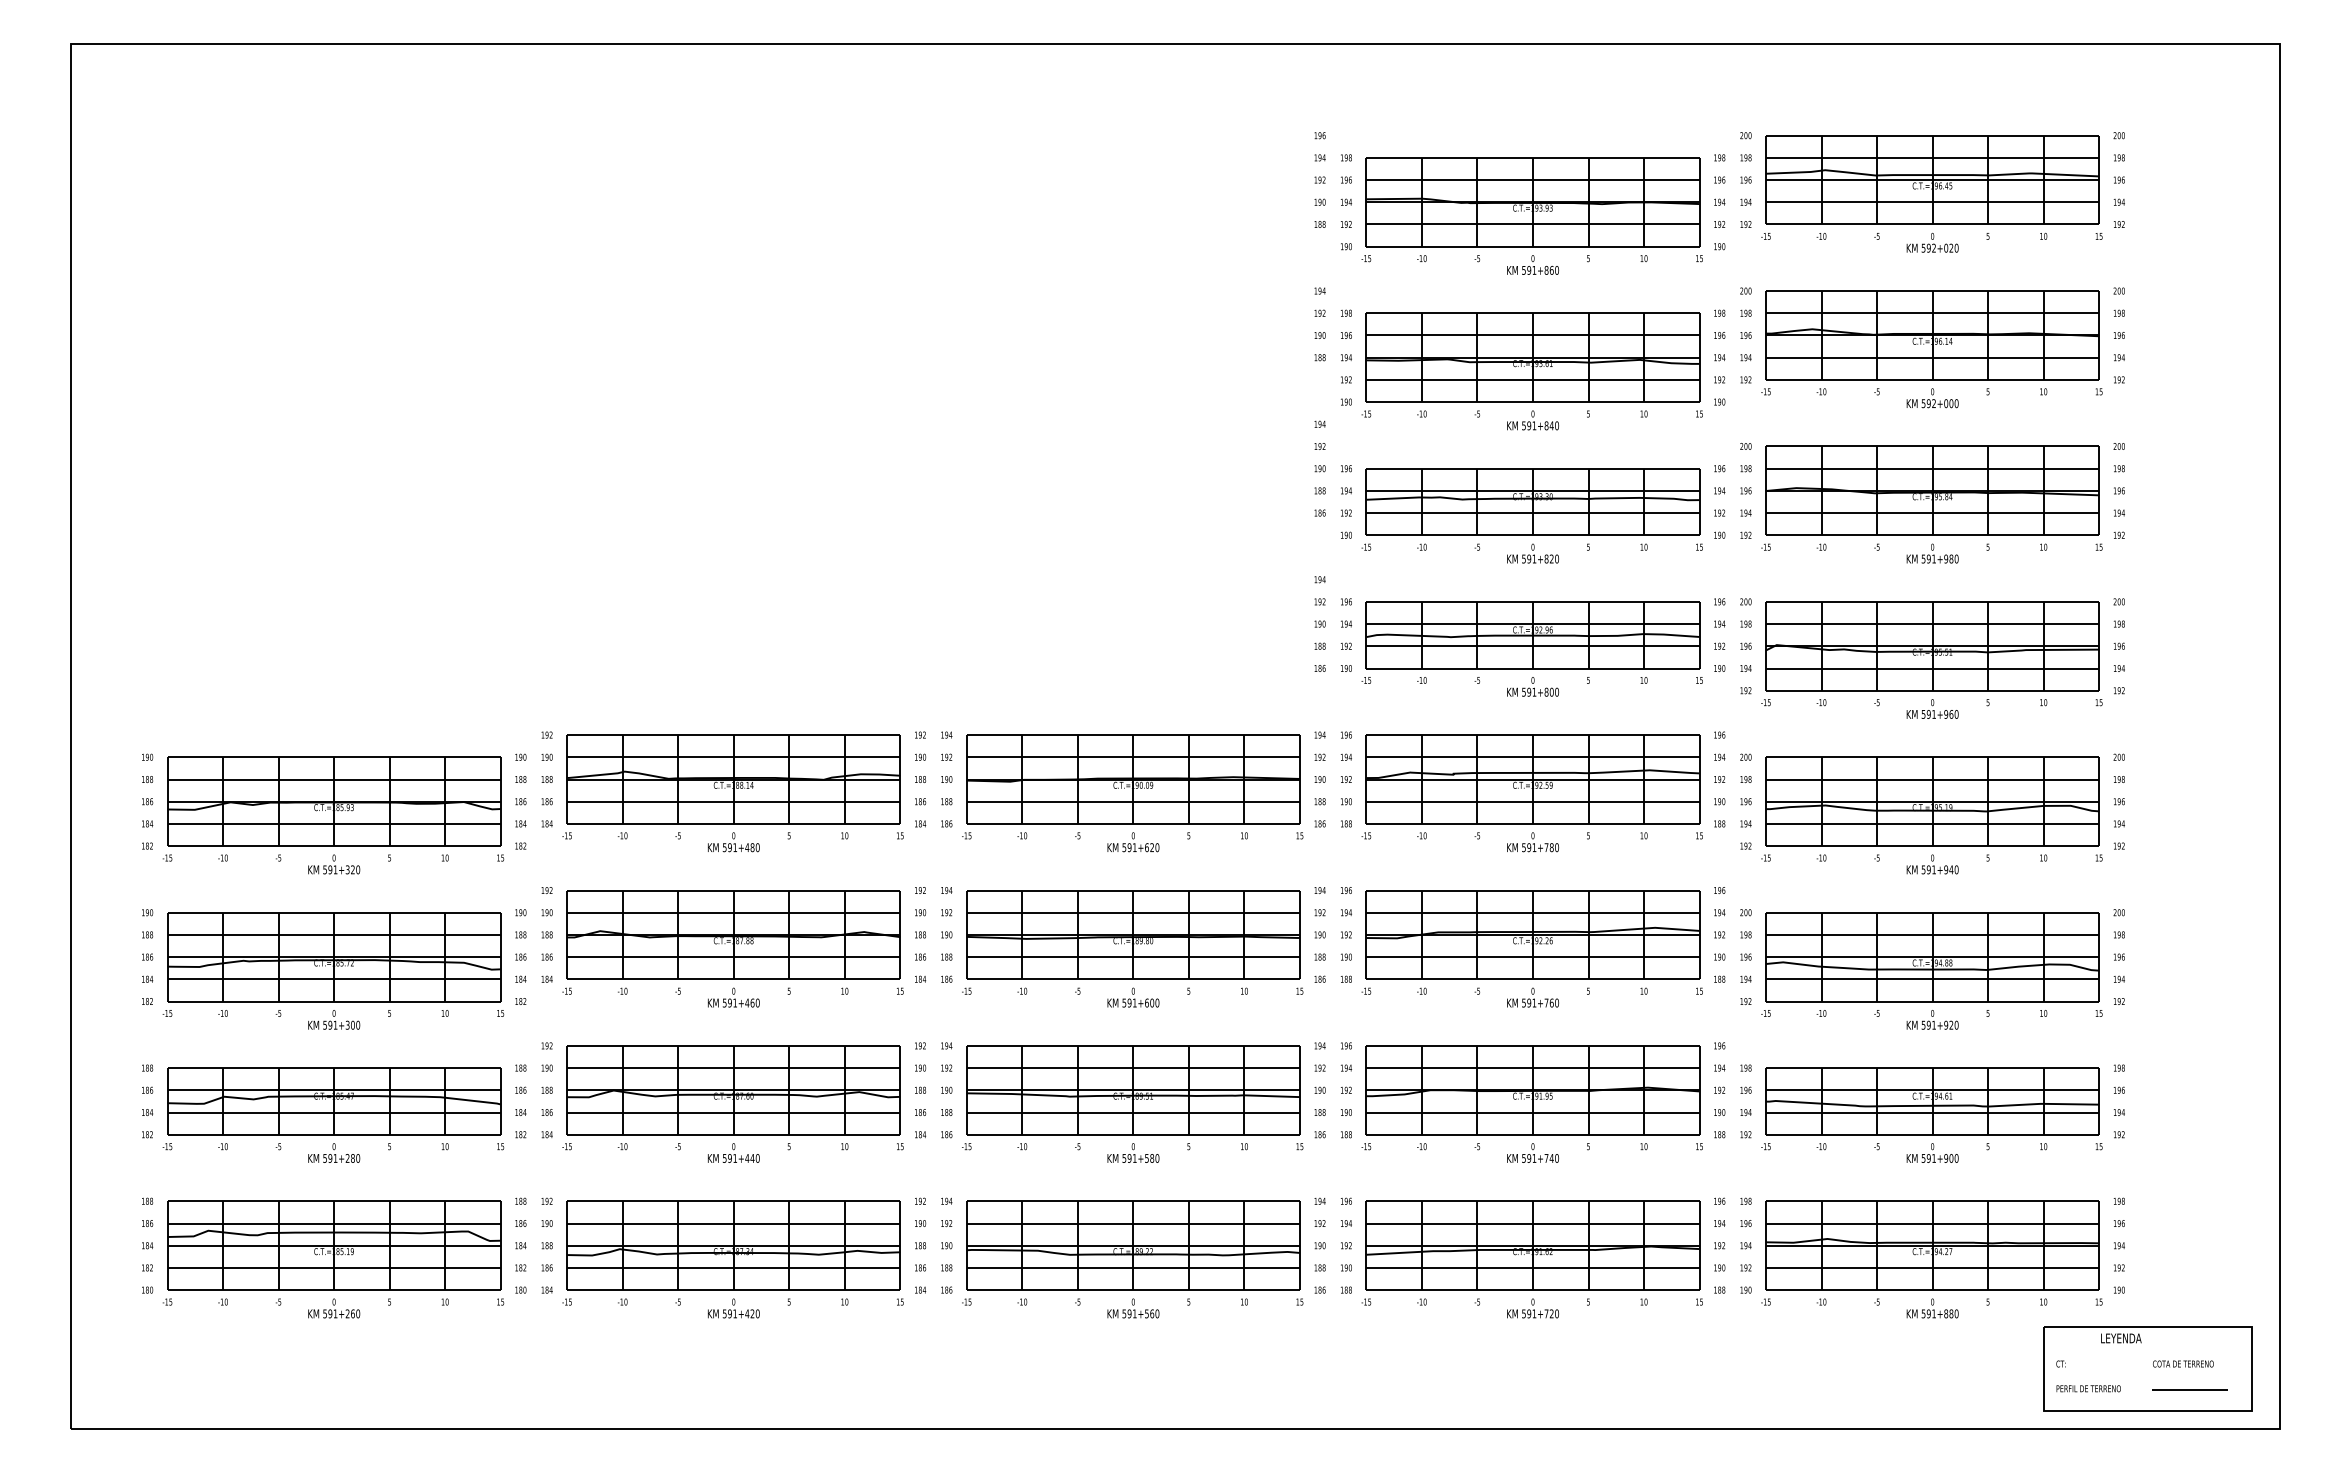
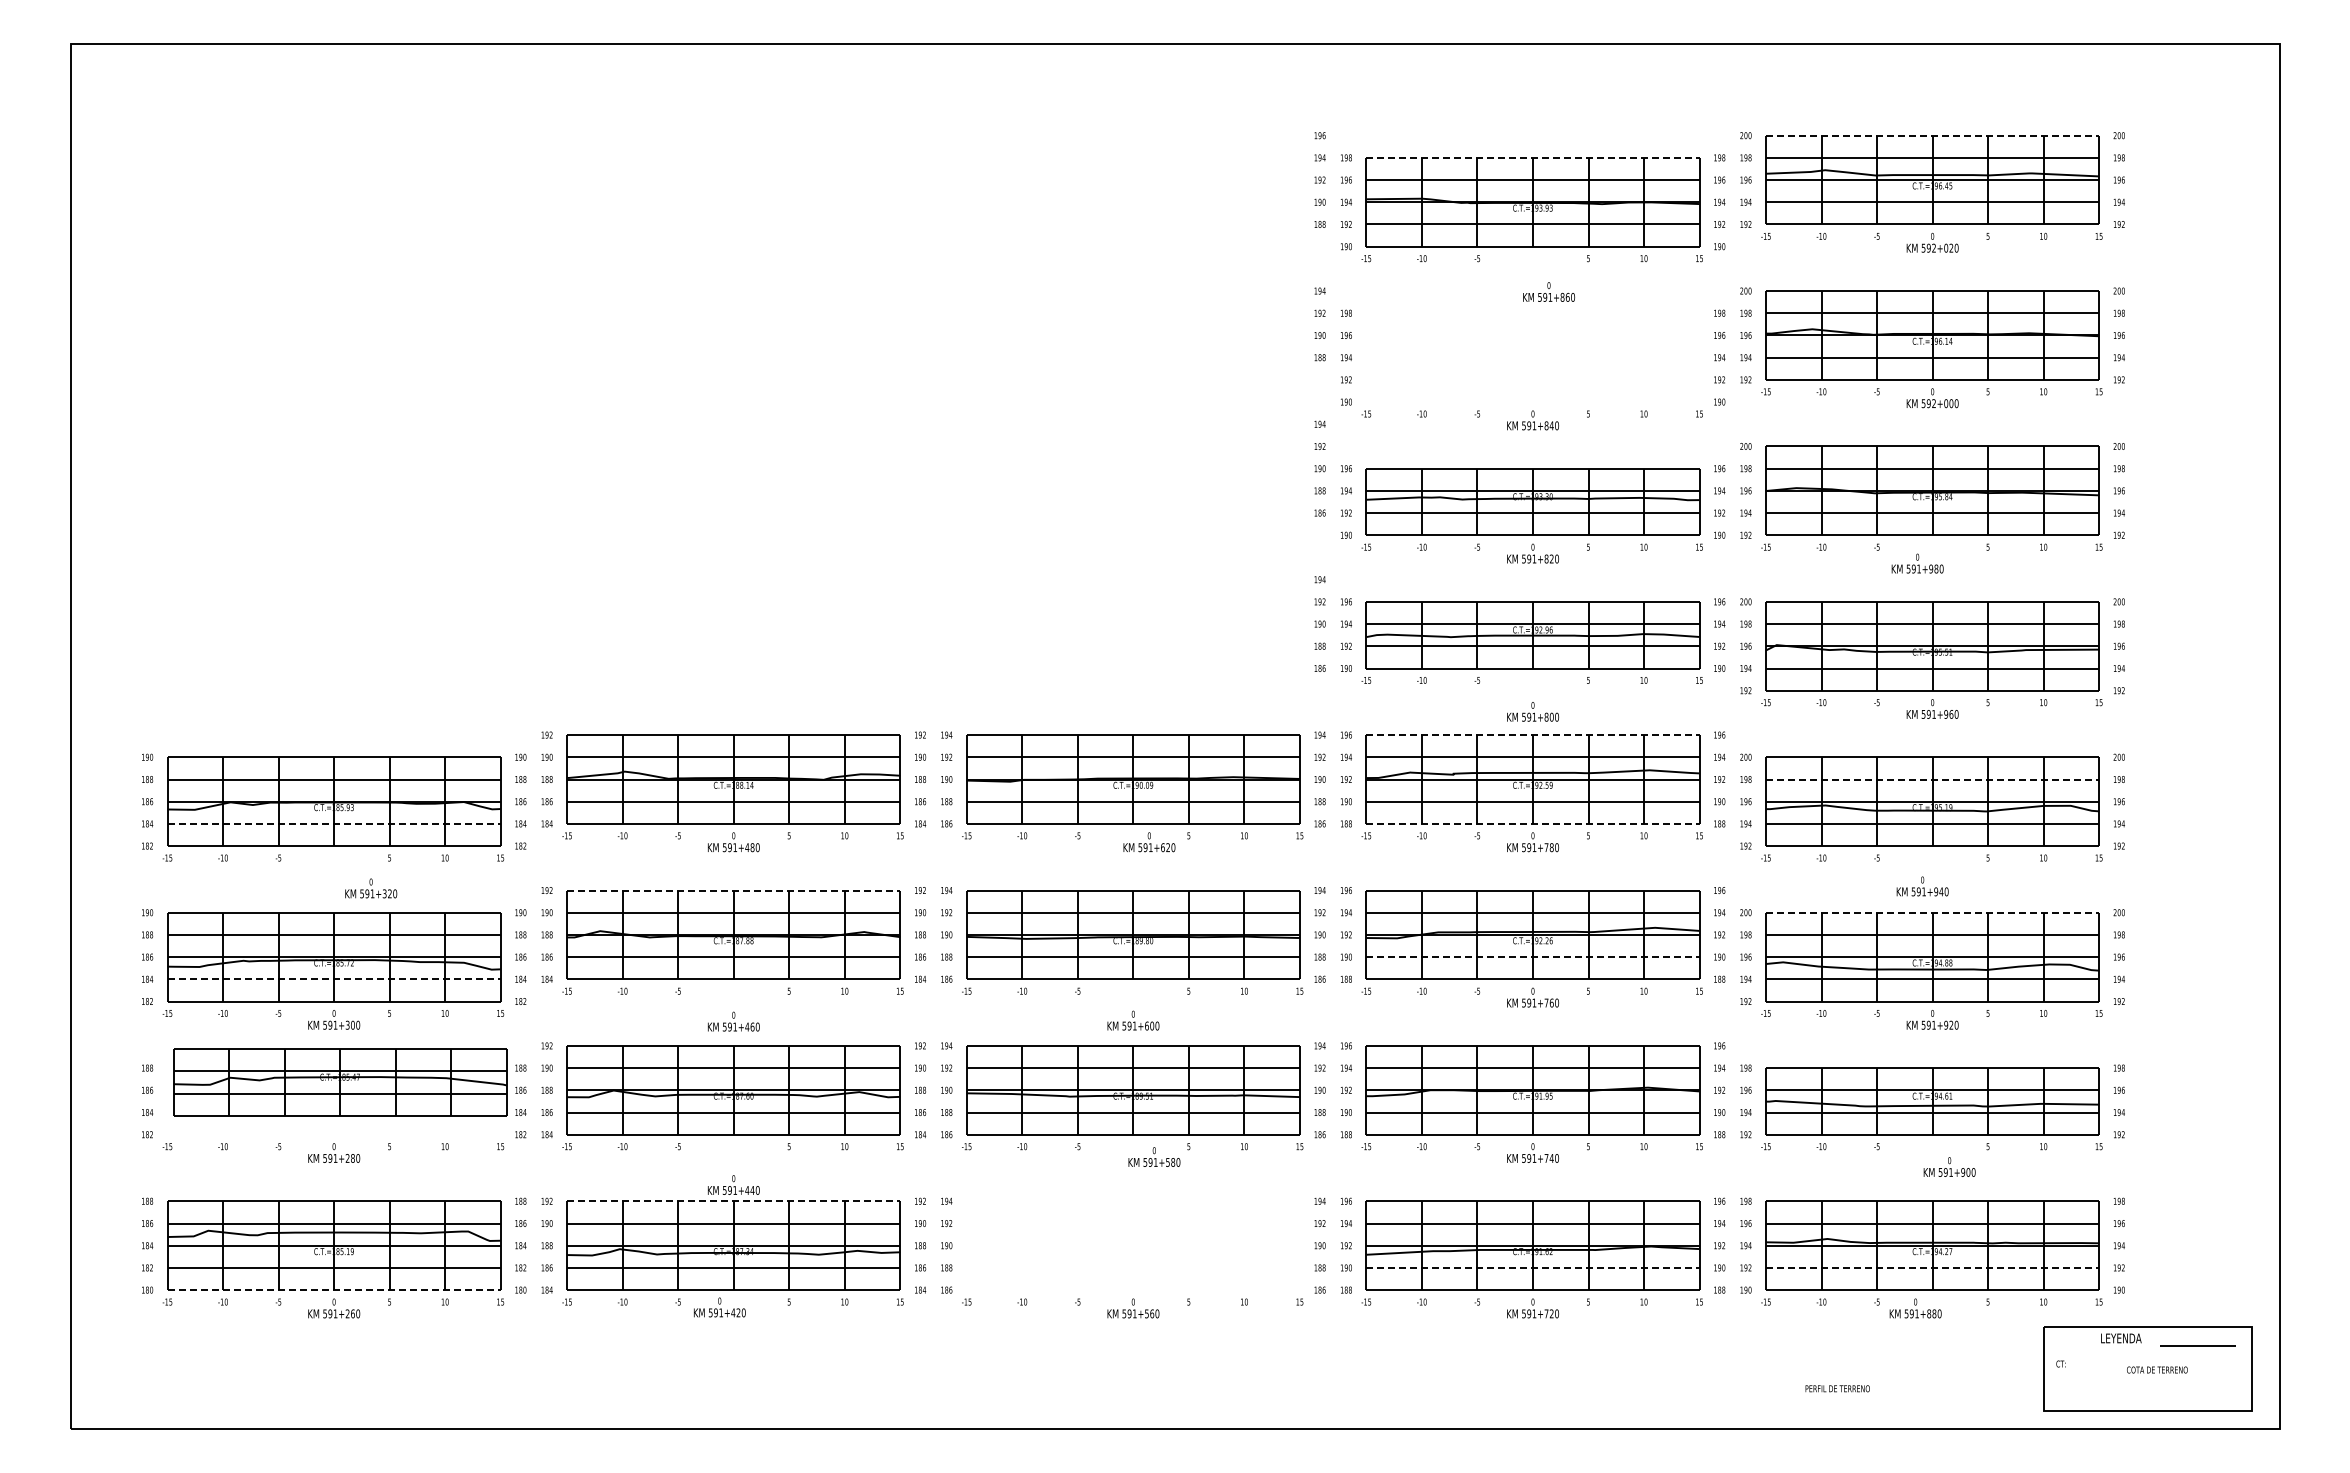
line: solid -> dashed (1932, 135)
line: solid -> dashed (1532, 157)
text position: (1532, 264) -> (1548, 291) (1548, 291)
part: present -> none (1532, 357)
text position: (1932, 553) -> (1917, 563) (1917, 563)
text position: (1532, 686) -> (1532, 711) (1532, 711)
line: solid -> dashed (1532, 735)
line: solid -> dashed (1932, 779)
line: solid -> dashed (334, 823)
line: solid -> dashed (1532, 823)
text position: (1133, 842) -> (1149, 842) (1149, 842)
text position: (334, 864) -> (371, 888) (371, 888)
text position: (1932, 864) -> (1922, 886) (1922, 886)
line: solid -> dashed (733, 890)
line: solid -> dashed (1932, 912)
line: solid -> dashed (1532, 957)
line: solid -> dashed (334, 979)
text position: (733, 997) -> (733, 1021) (733, 1021)
text position: (1133, 997) -> (1133, 1020) (1133, 1020)
part position: (334, 1101) -> (340, 1082) (340, 1082)
text position: (733, 1152) -> (733, 1184) (733, 1184)
text position: (1133, 1152) -> (1154, 1156) (1154, 1156)
text position: (1932, 1152) -> (1949, 1166) (1949, 1166)
line: solid -> dashed (733, 1201)
part: present -> none (1133, 1245)
line: solid -> dashed (1532, 1267)
line: solid -> dashed (1932, 1267)
line: solid -> dashed (334, 1290)
text position: (733, 1308) -> (719, 1307) (719, 1307)
text position: (1932, 1308) -> (1915, 1308) (1915, 1308)
text position: (2183, 1363) -> (2157, 1369) (2157, 1369)
text position: (2088, 1388) -> (1837, 1388) (1837, 1388)
line position: (2189, 1389) -> (2197, 1345) (2197, 1345)
